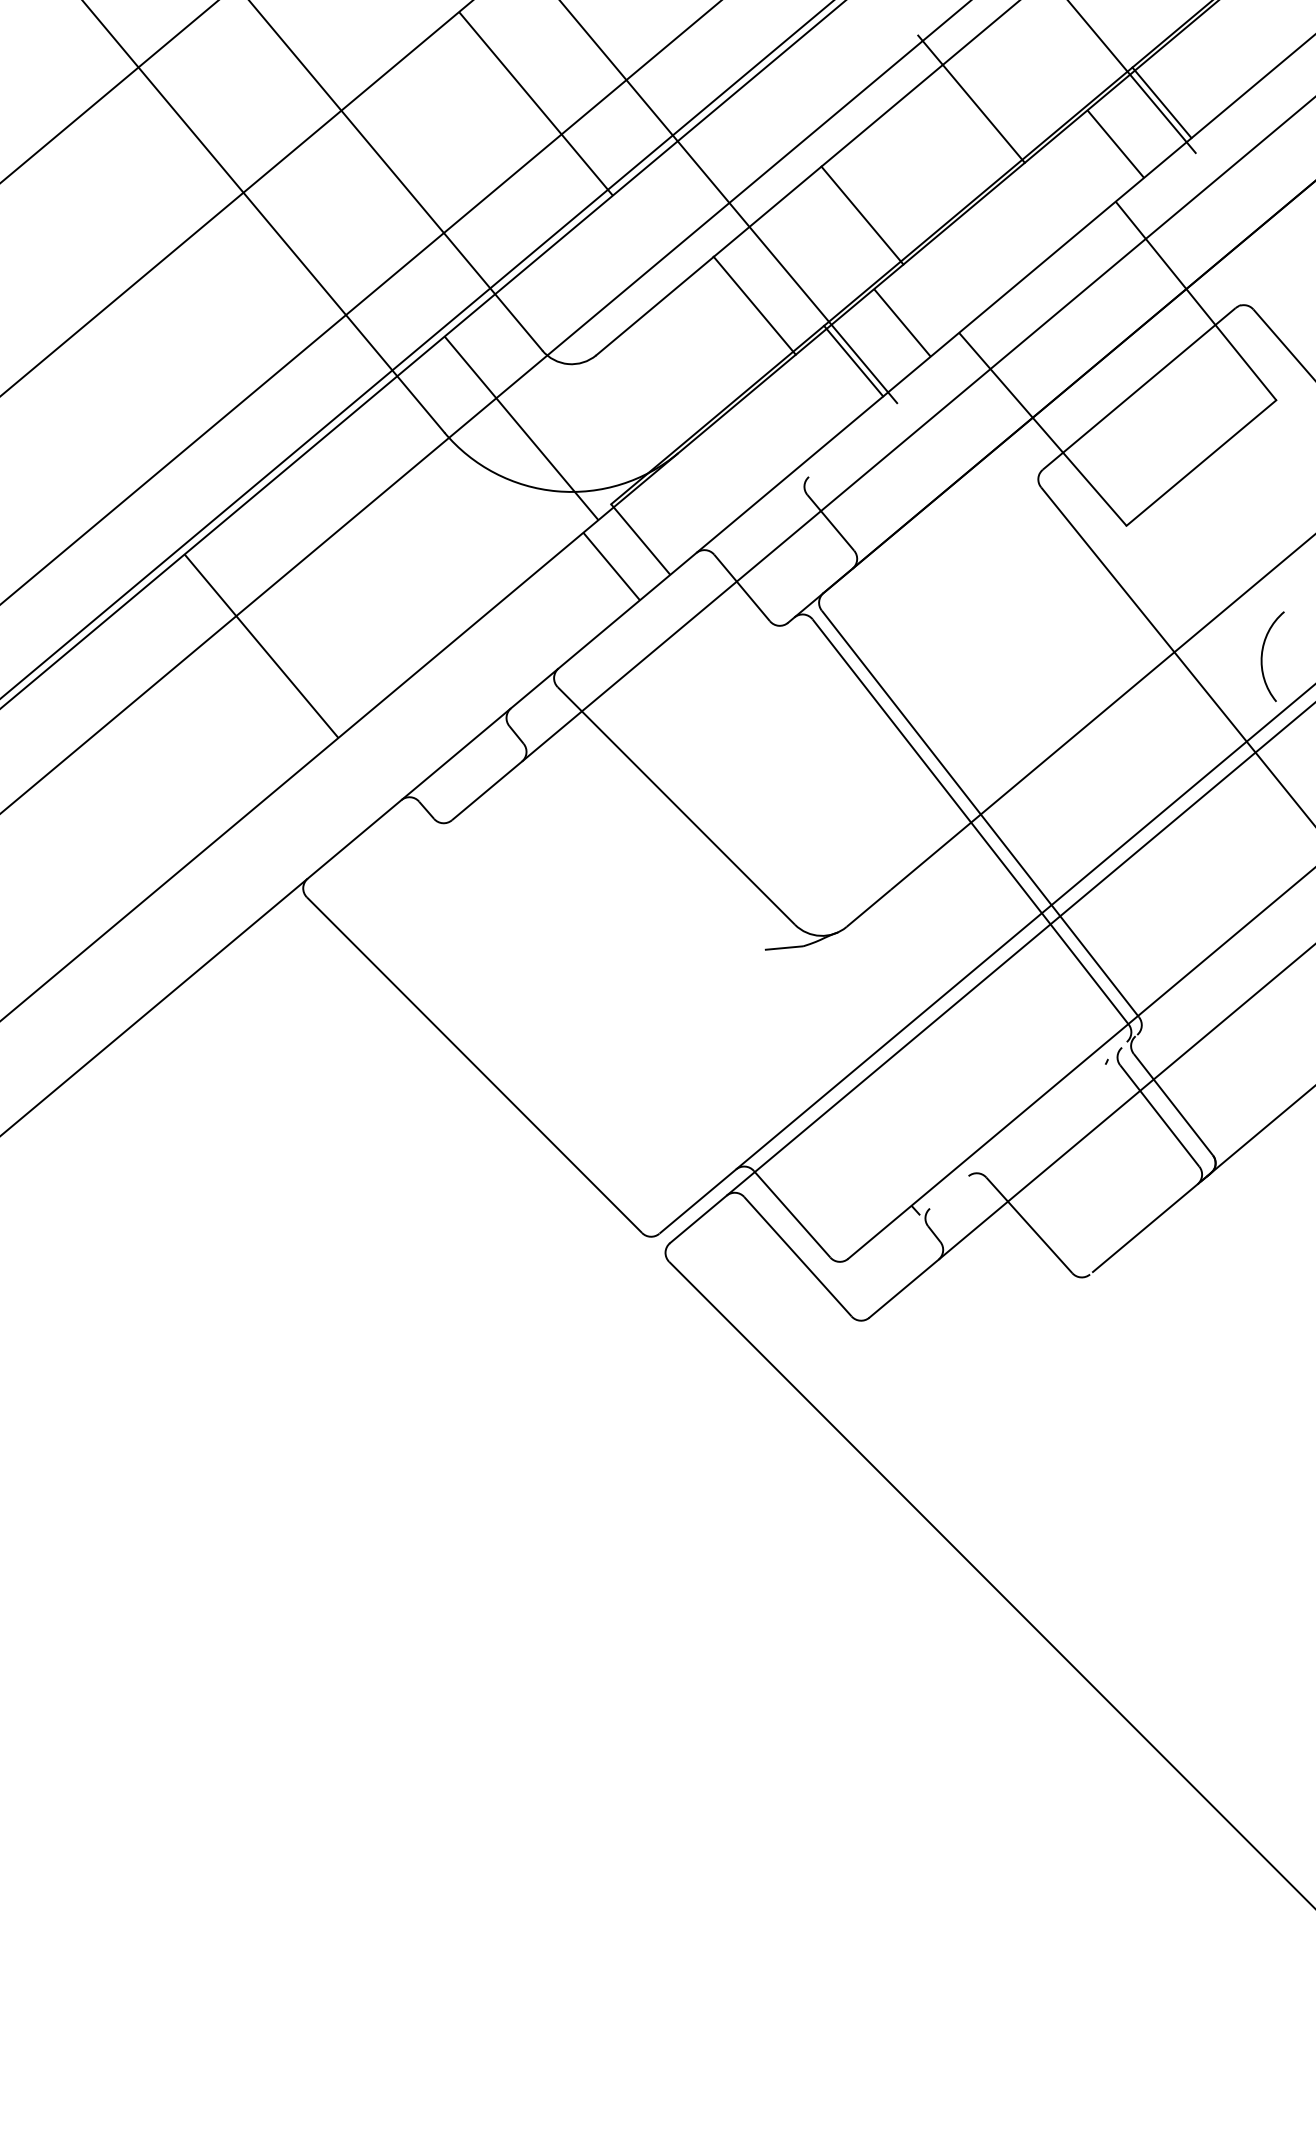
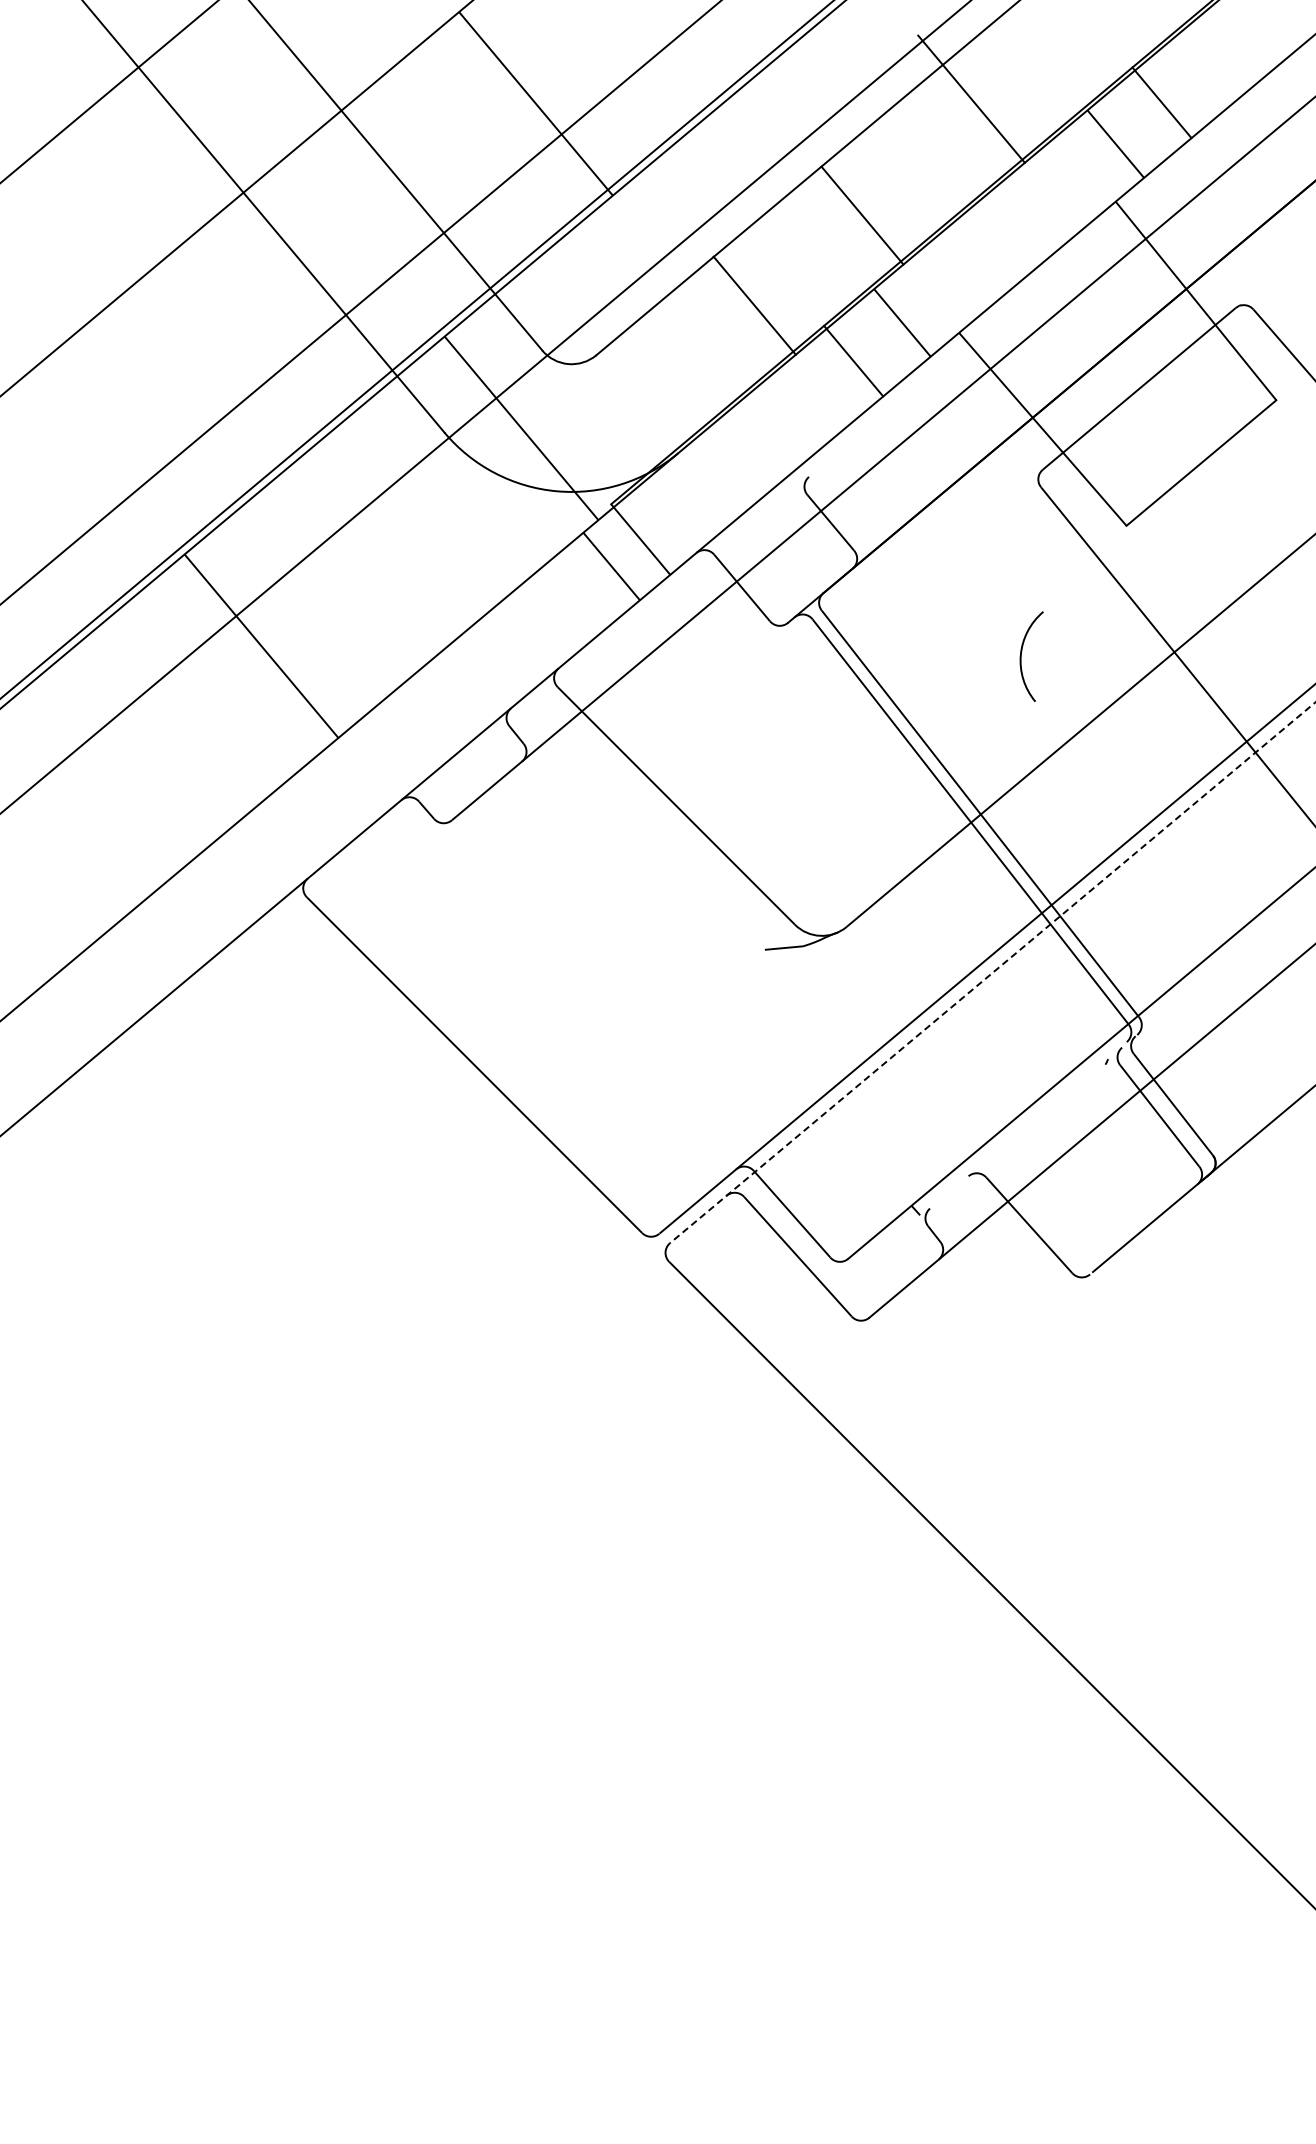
line: present -> none (1132, 77)
line: present -> none (729, 202)
arc position: (1262, 656) -> (1021, 656) (1021, 656)
line: solid -> dashed (992, 972)
